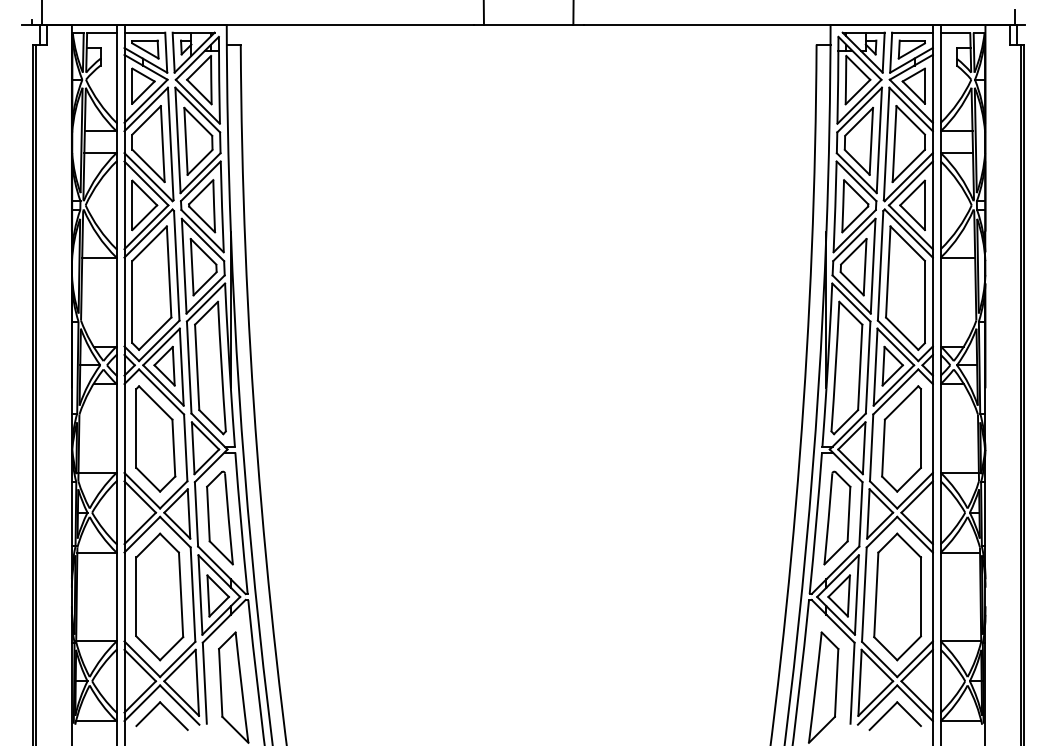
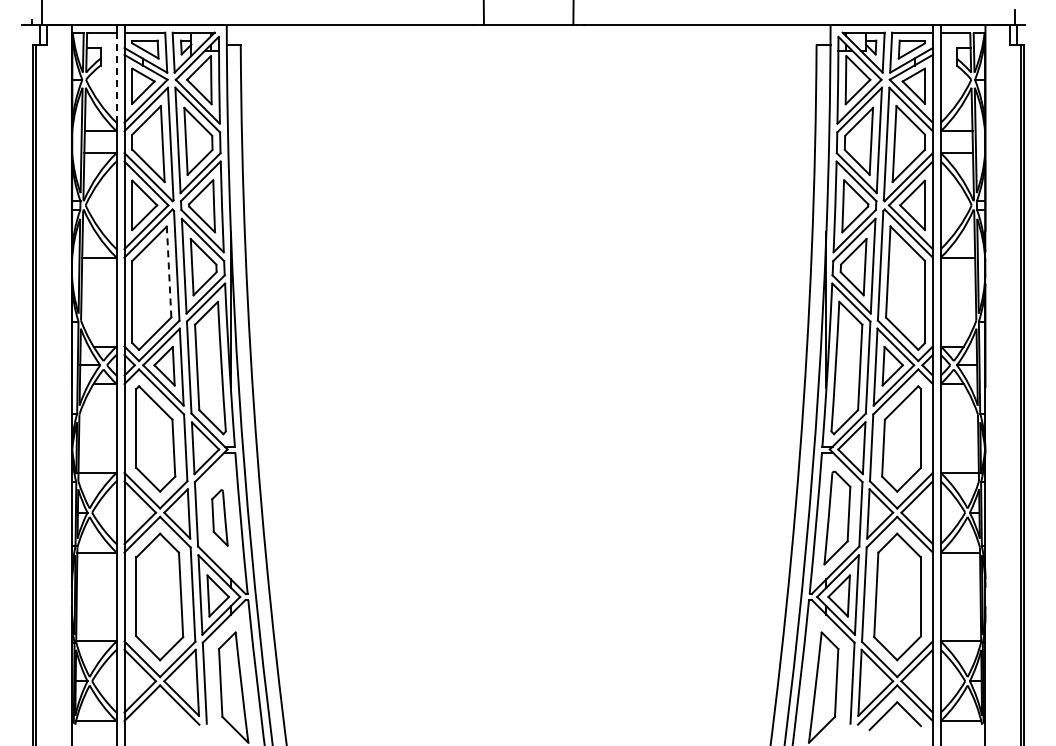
line: solid -> dashed (116, 77)
line: solid -> dashed (169, 272)
part size: 28x96 px -> 18x58 px (219, 517)
part: present -> none (166, 710)
